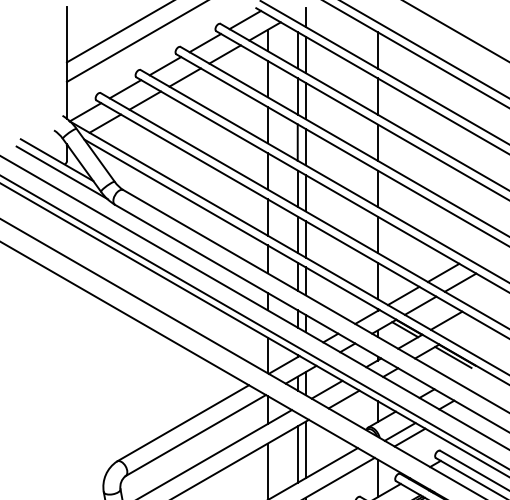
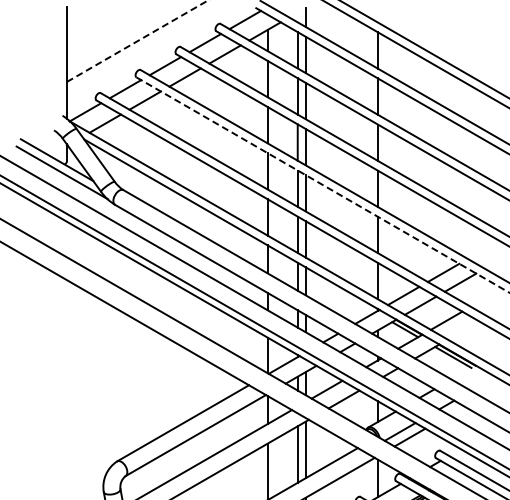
line: present -> none (455, 31)
line: present -> none (118, 32)
line: solid -> dashed (137, 41)
line: solid -> dashed (323, 185)
